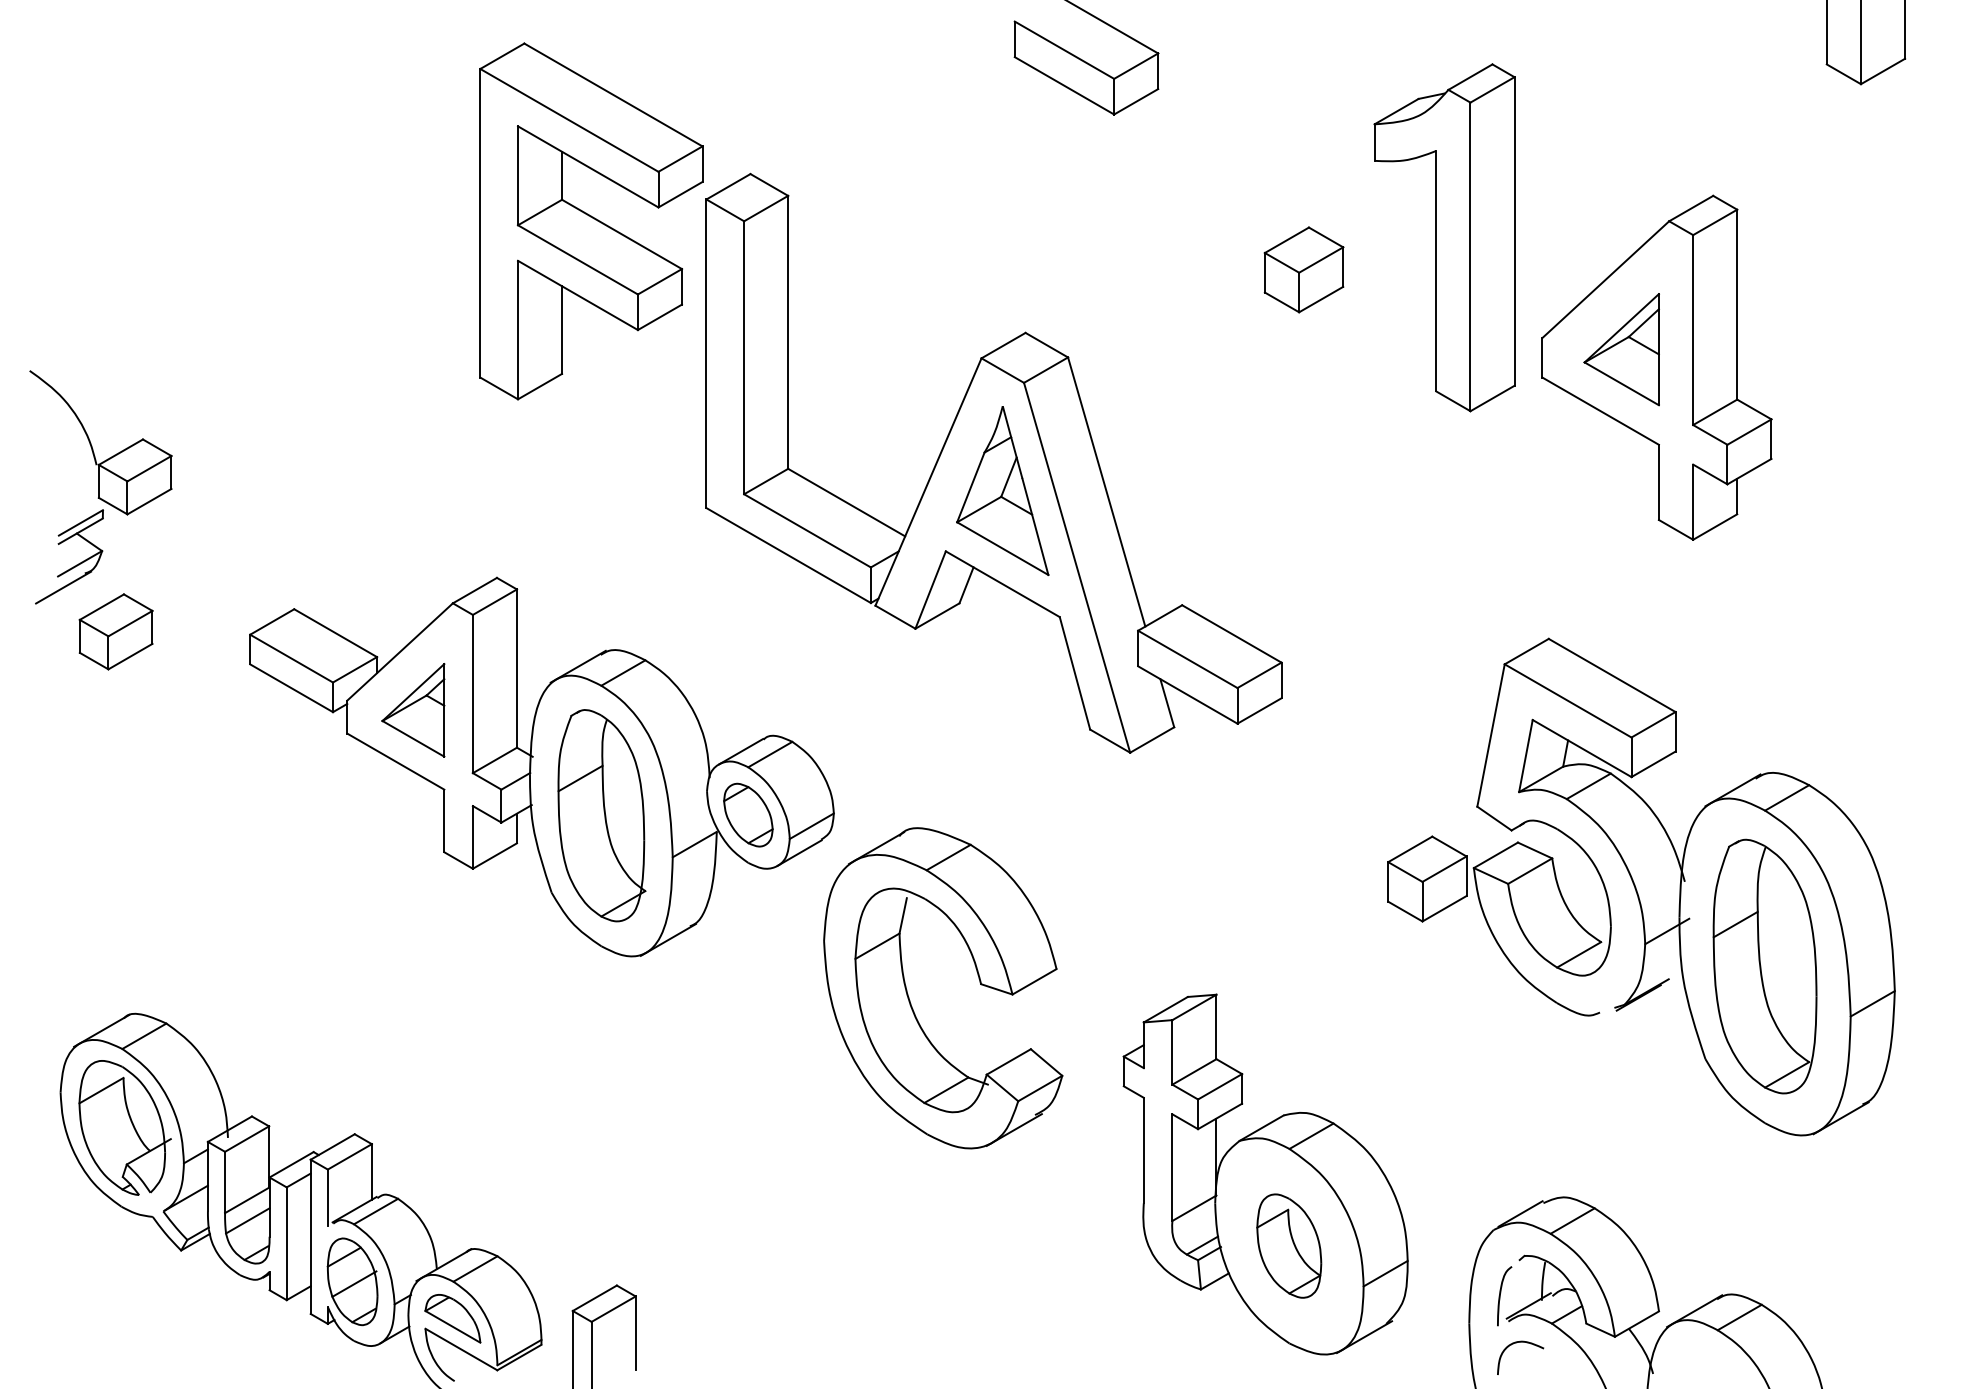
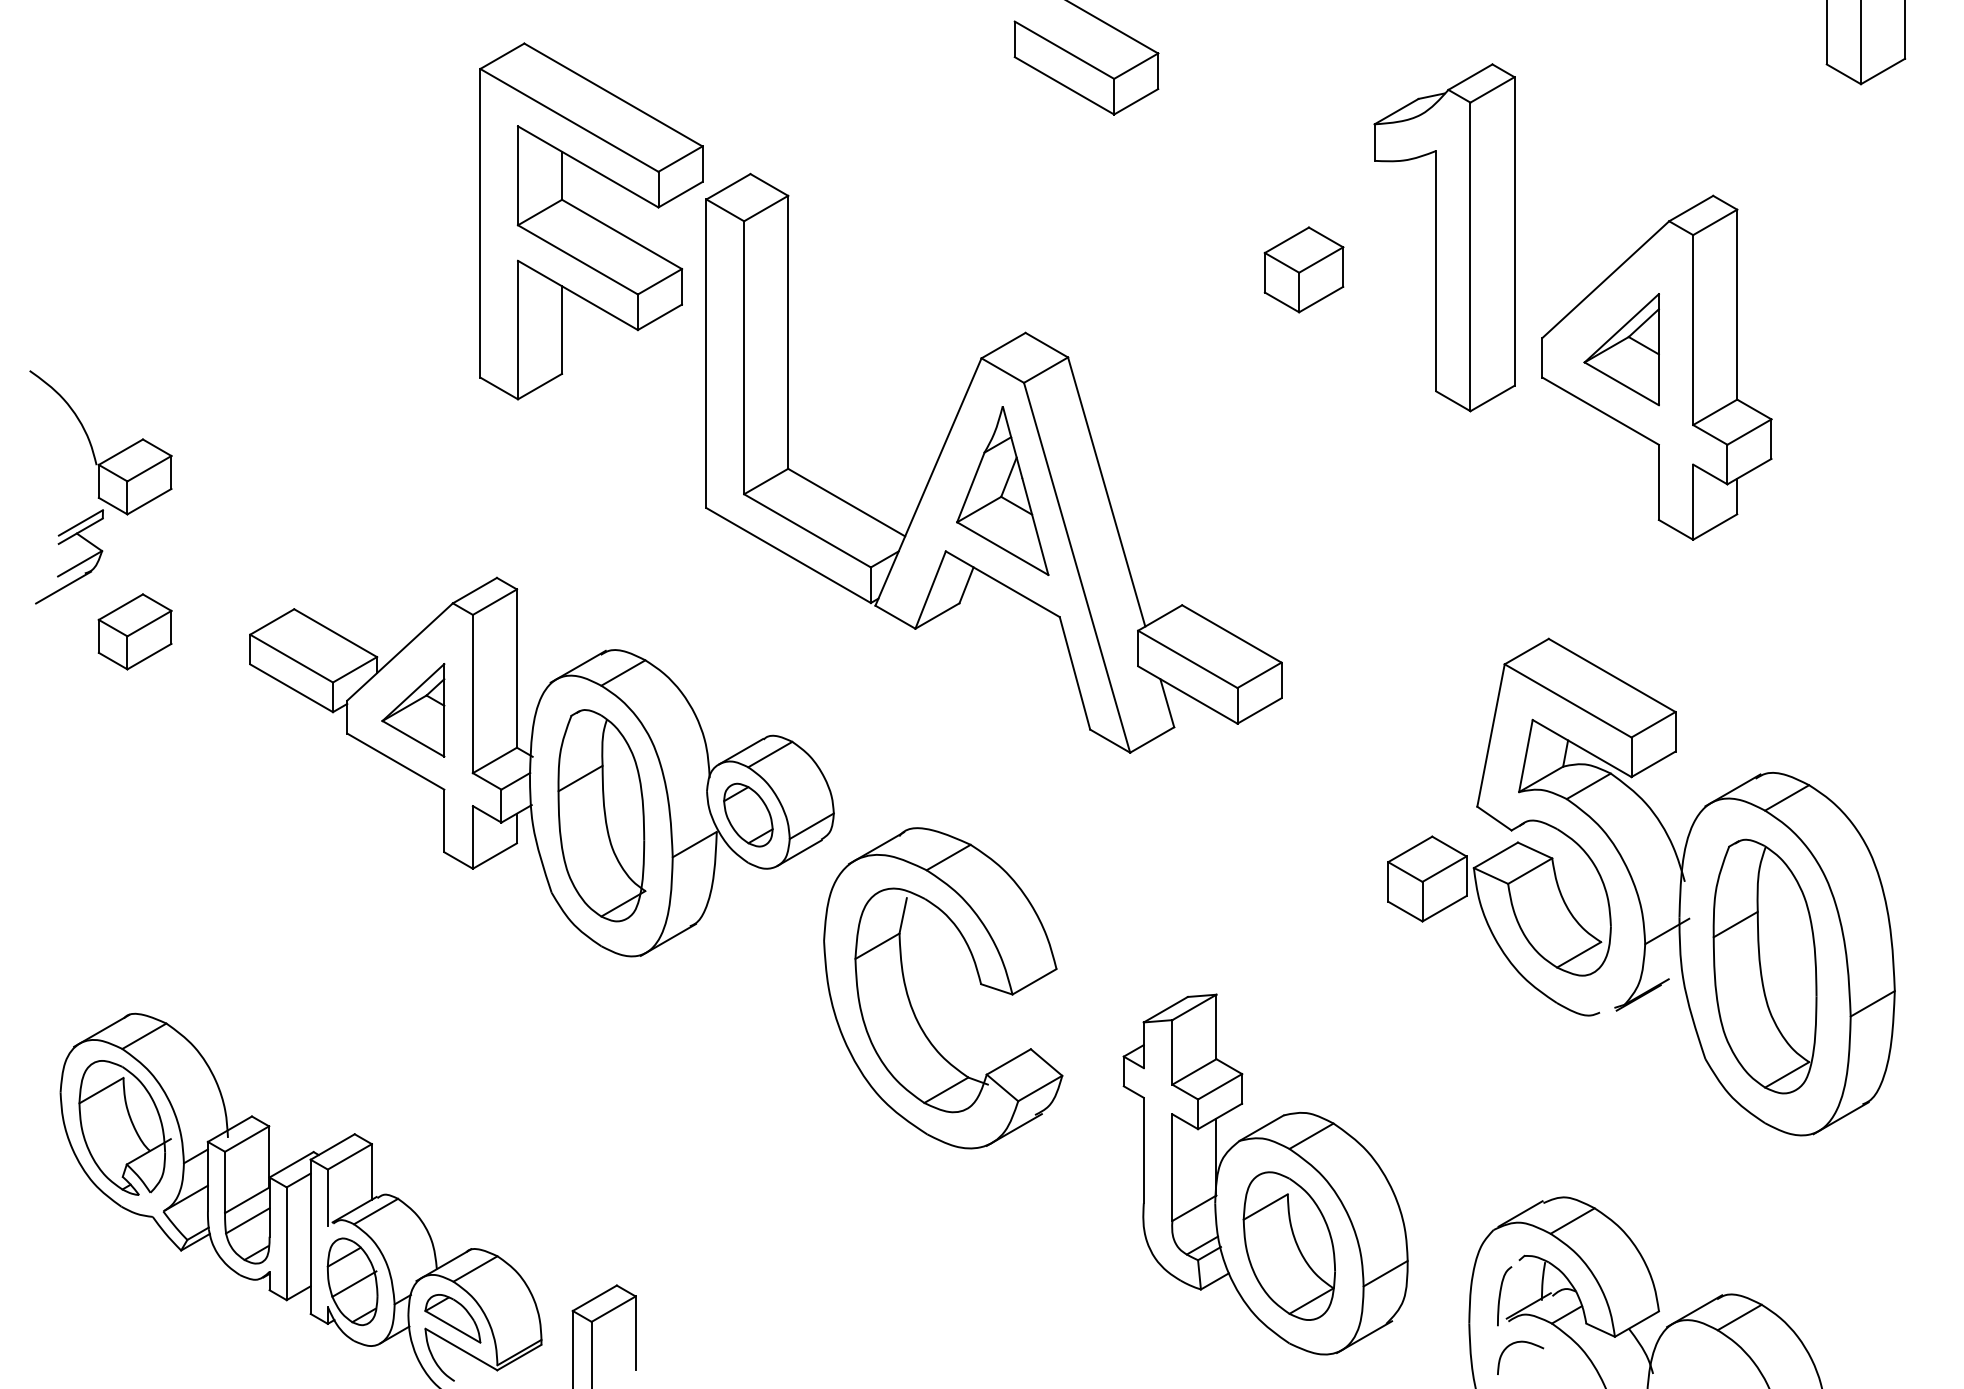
part position: (115, 631) -> (134, 631) (134, 631)
part size: 67x106 px -> 94x150 px (1288, 1245)
